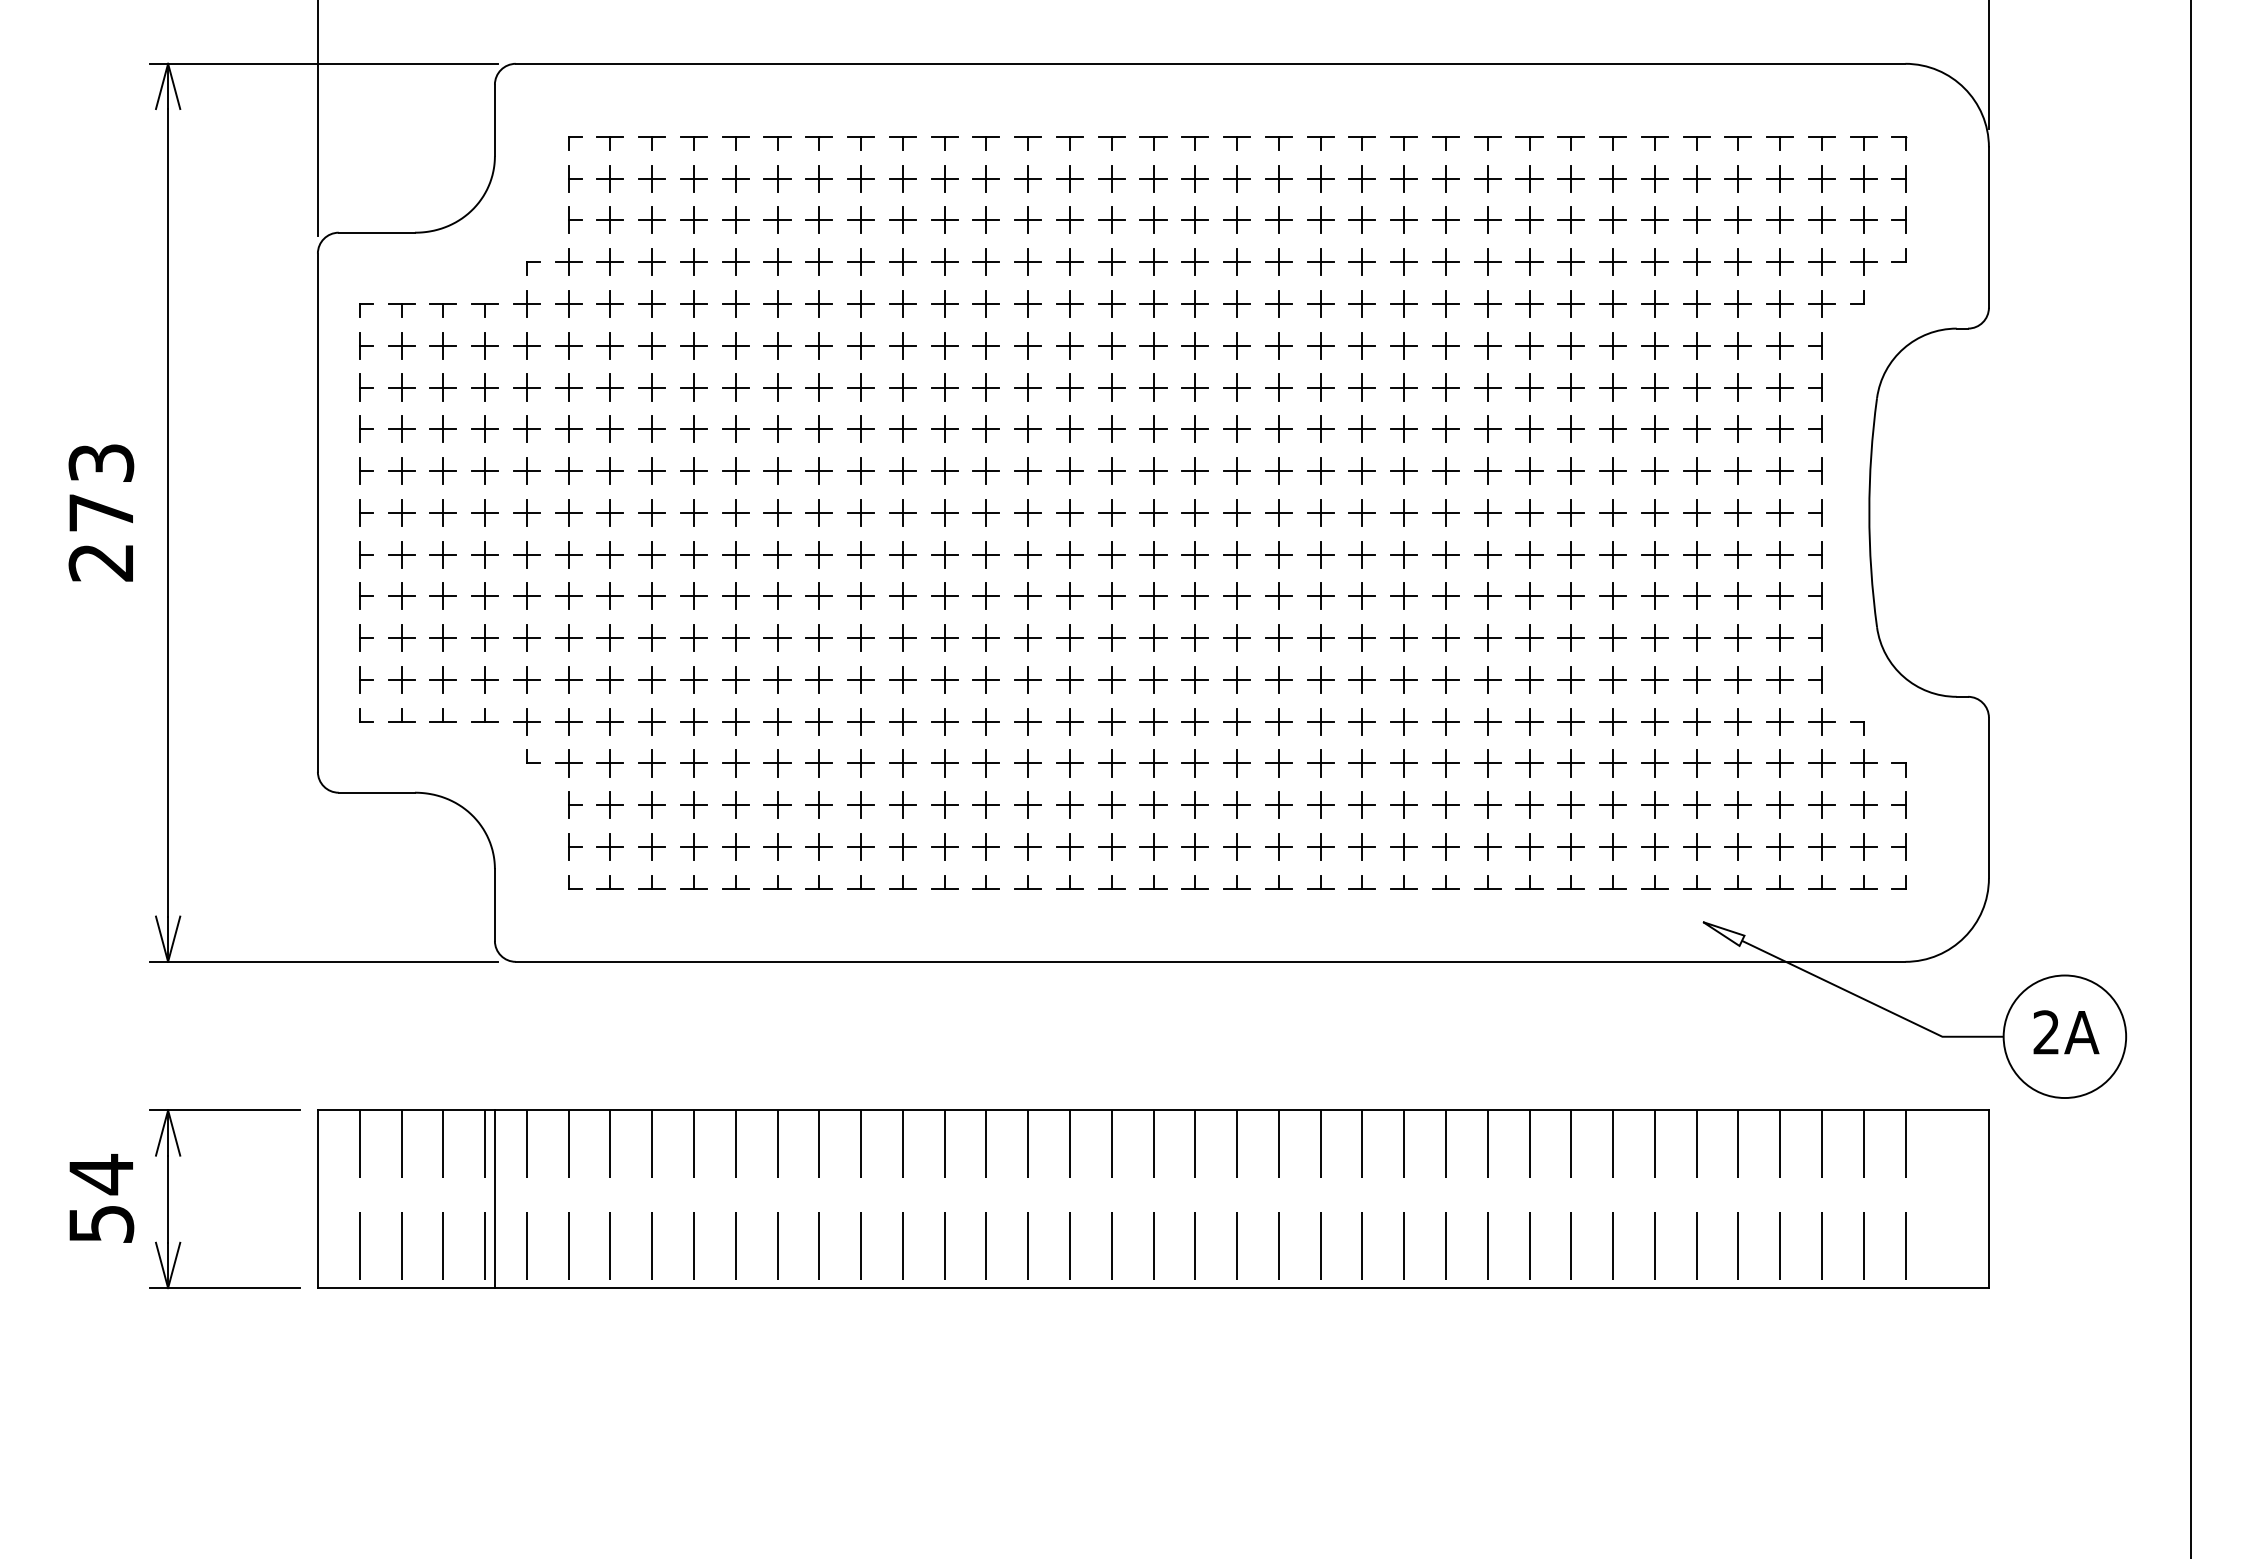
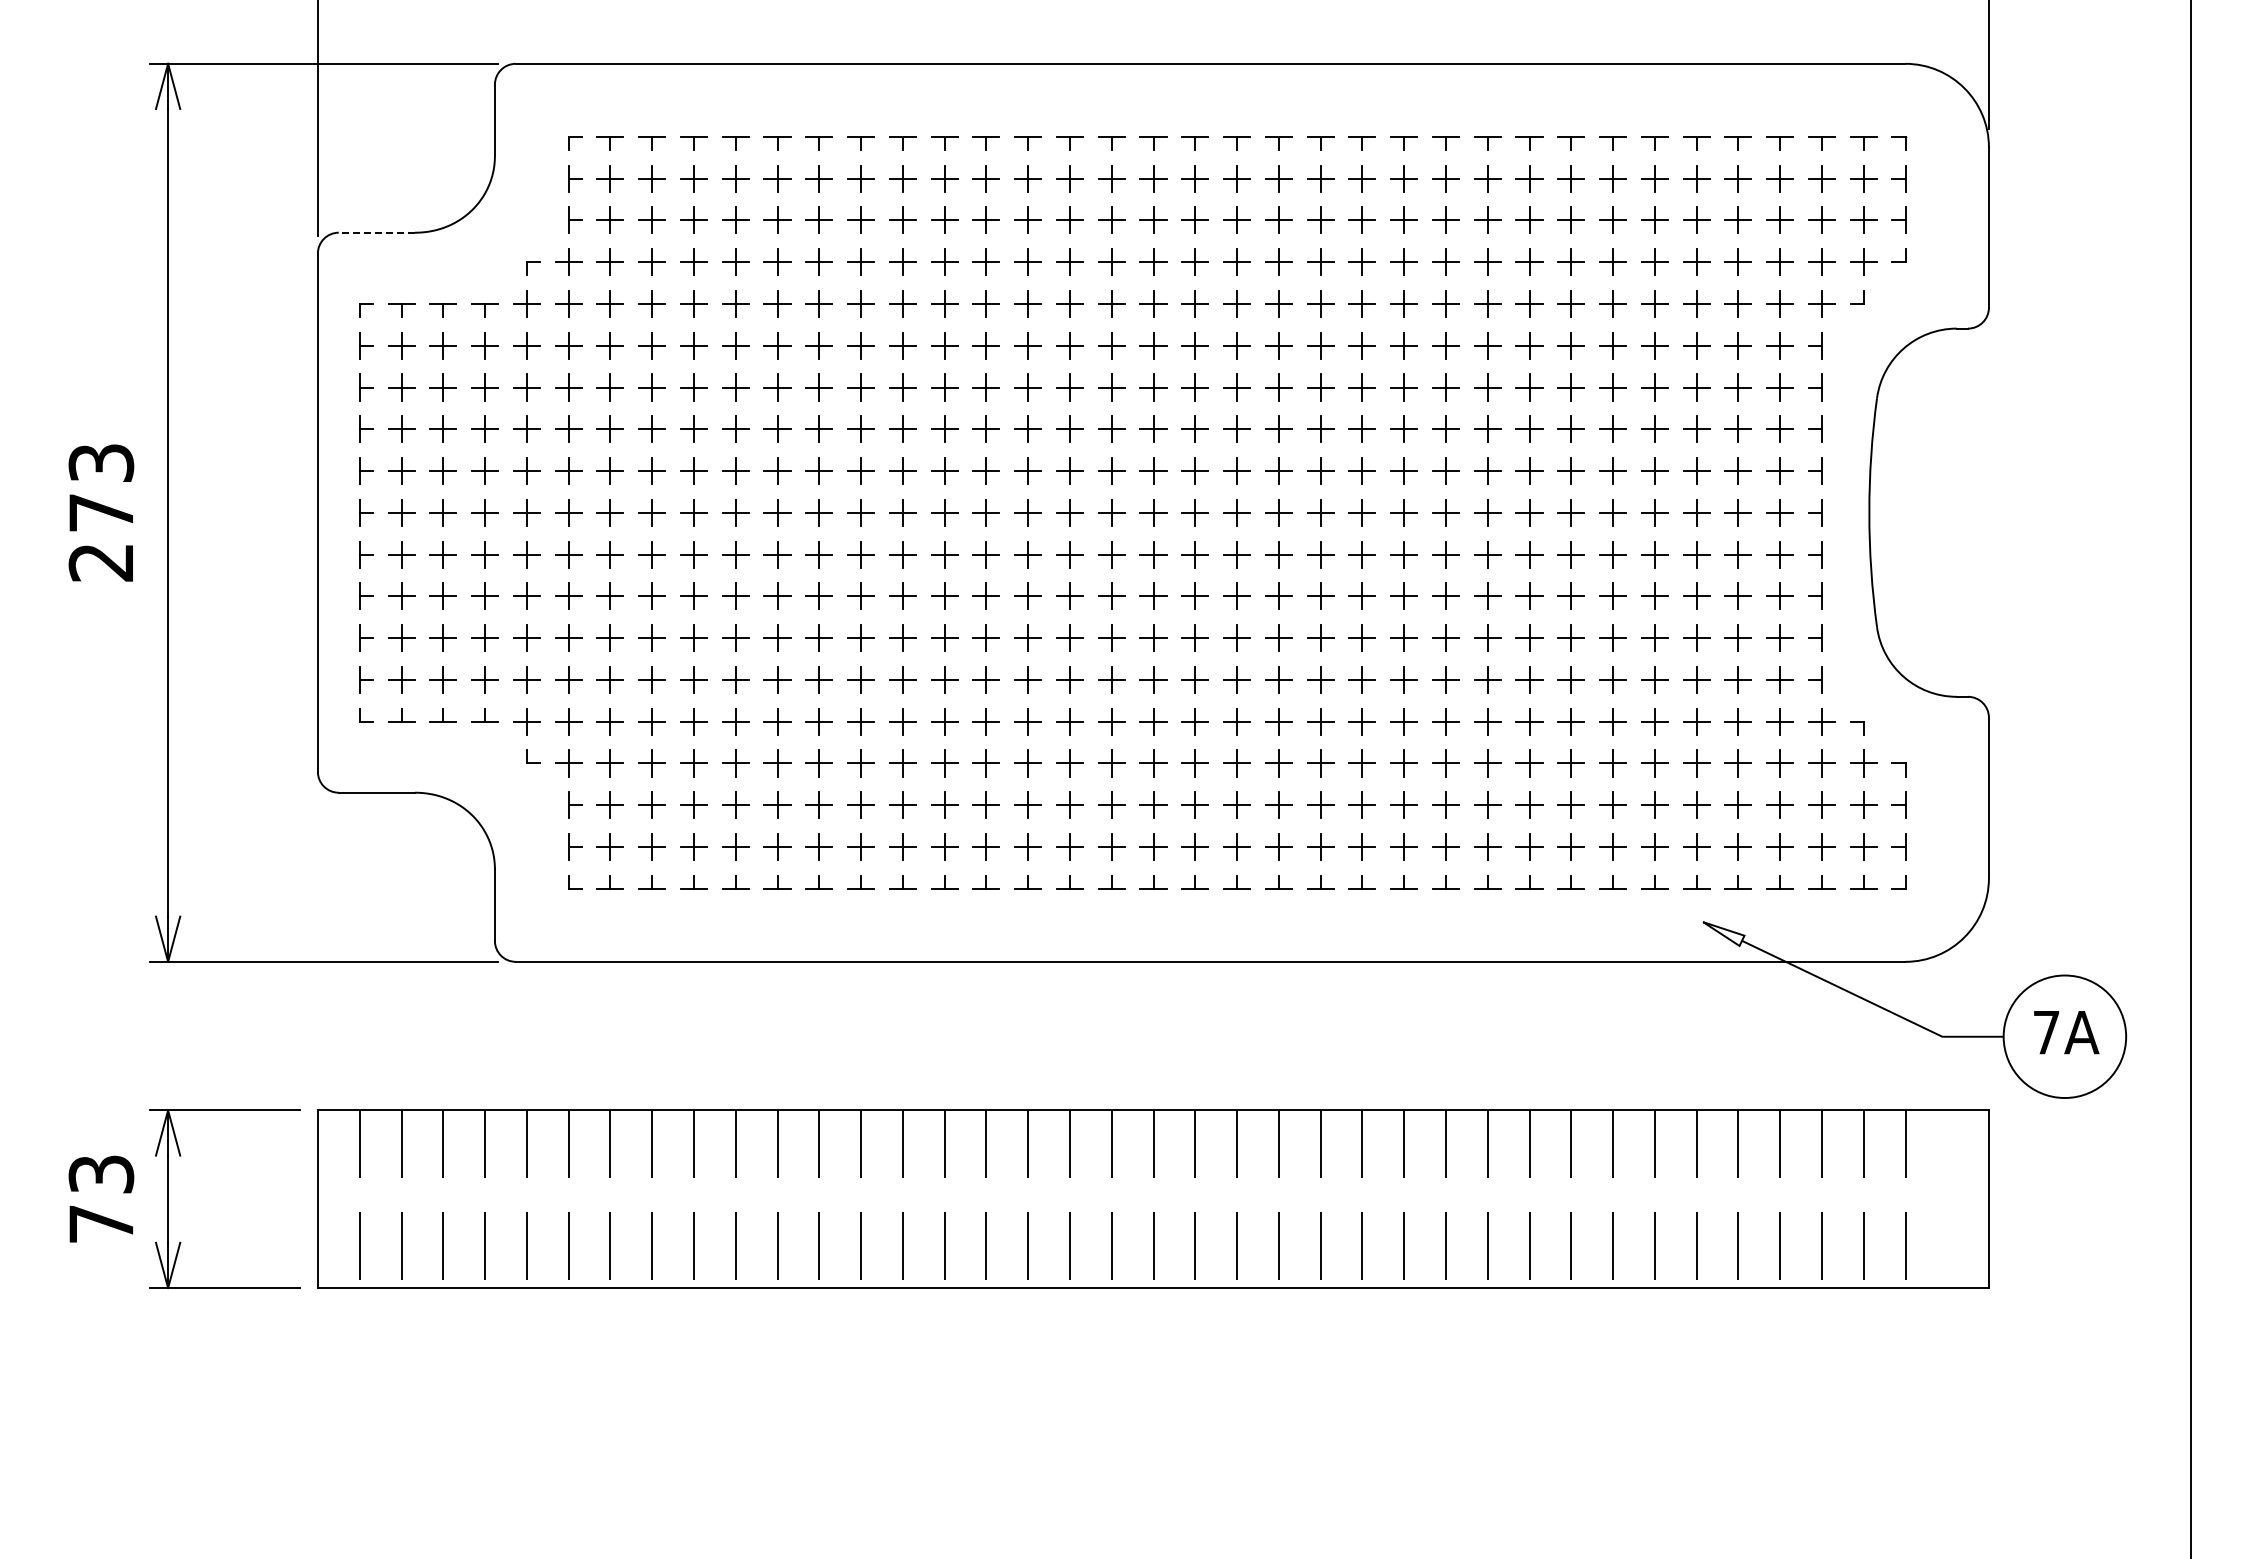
line: solid -> dashed (376, 232)
text: 2A -> 7A (2046, 1032)
text: 54 -> 73 (101, 1198)
line: present -> none (494, 1199)
